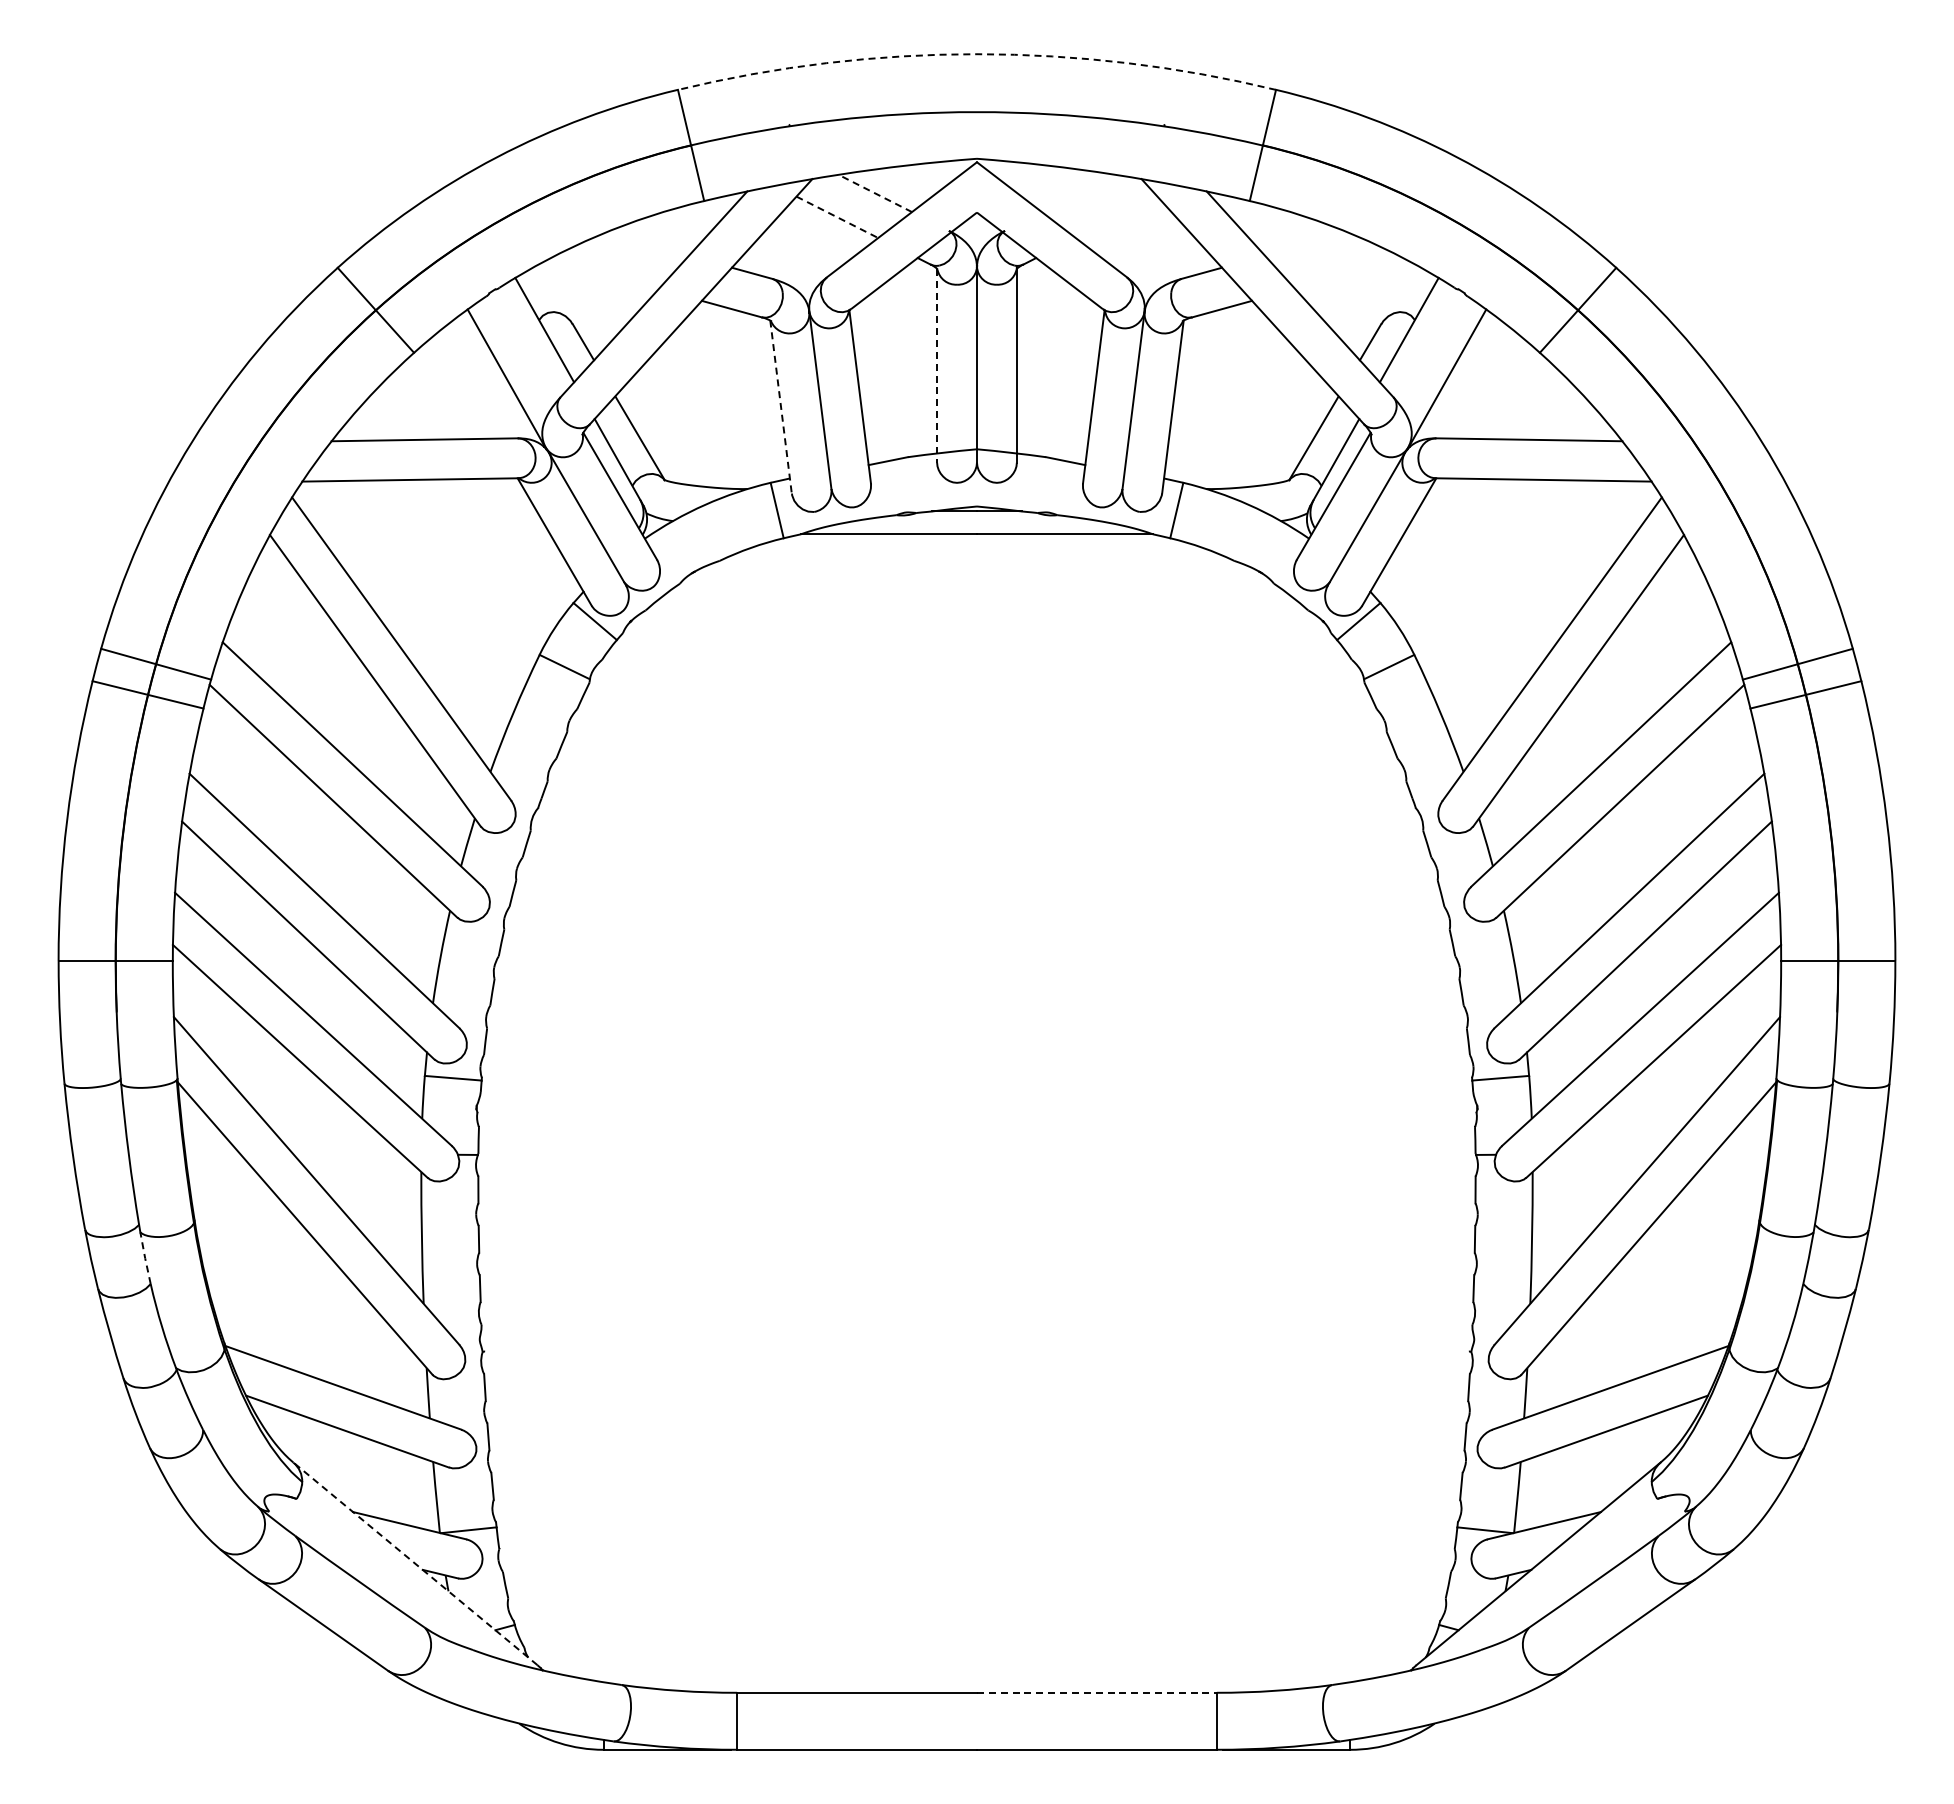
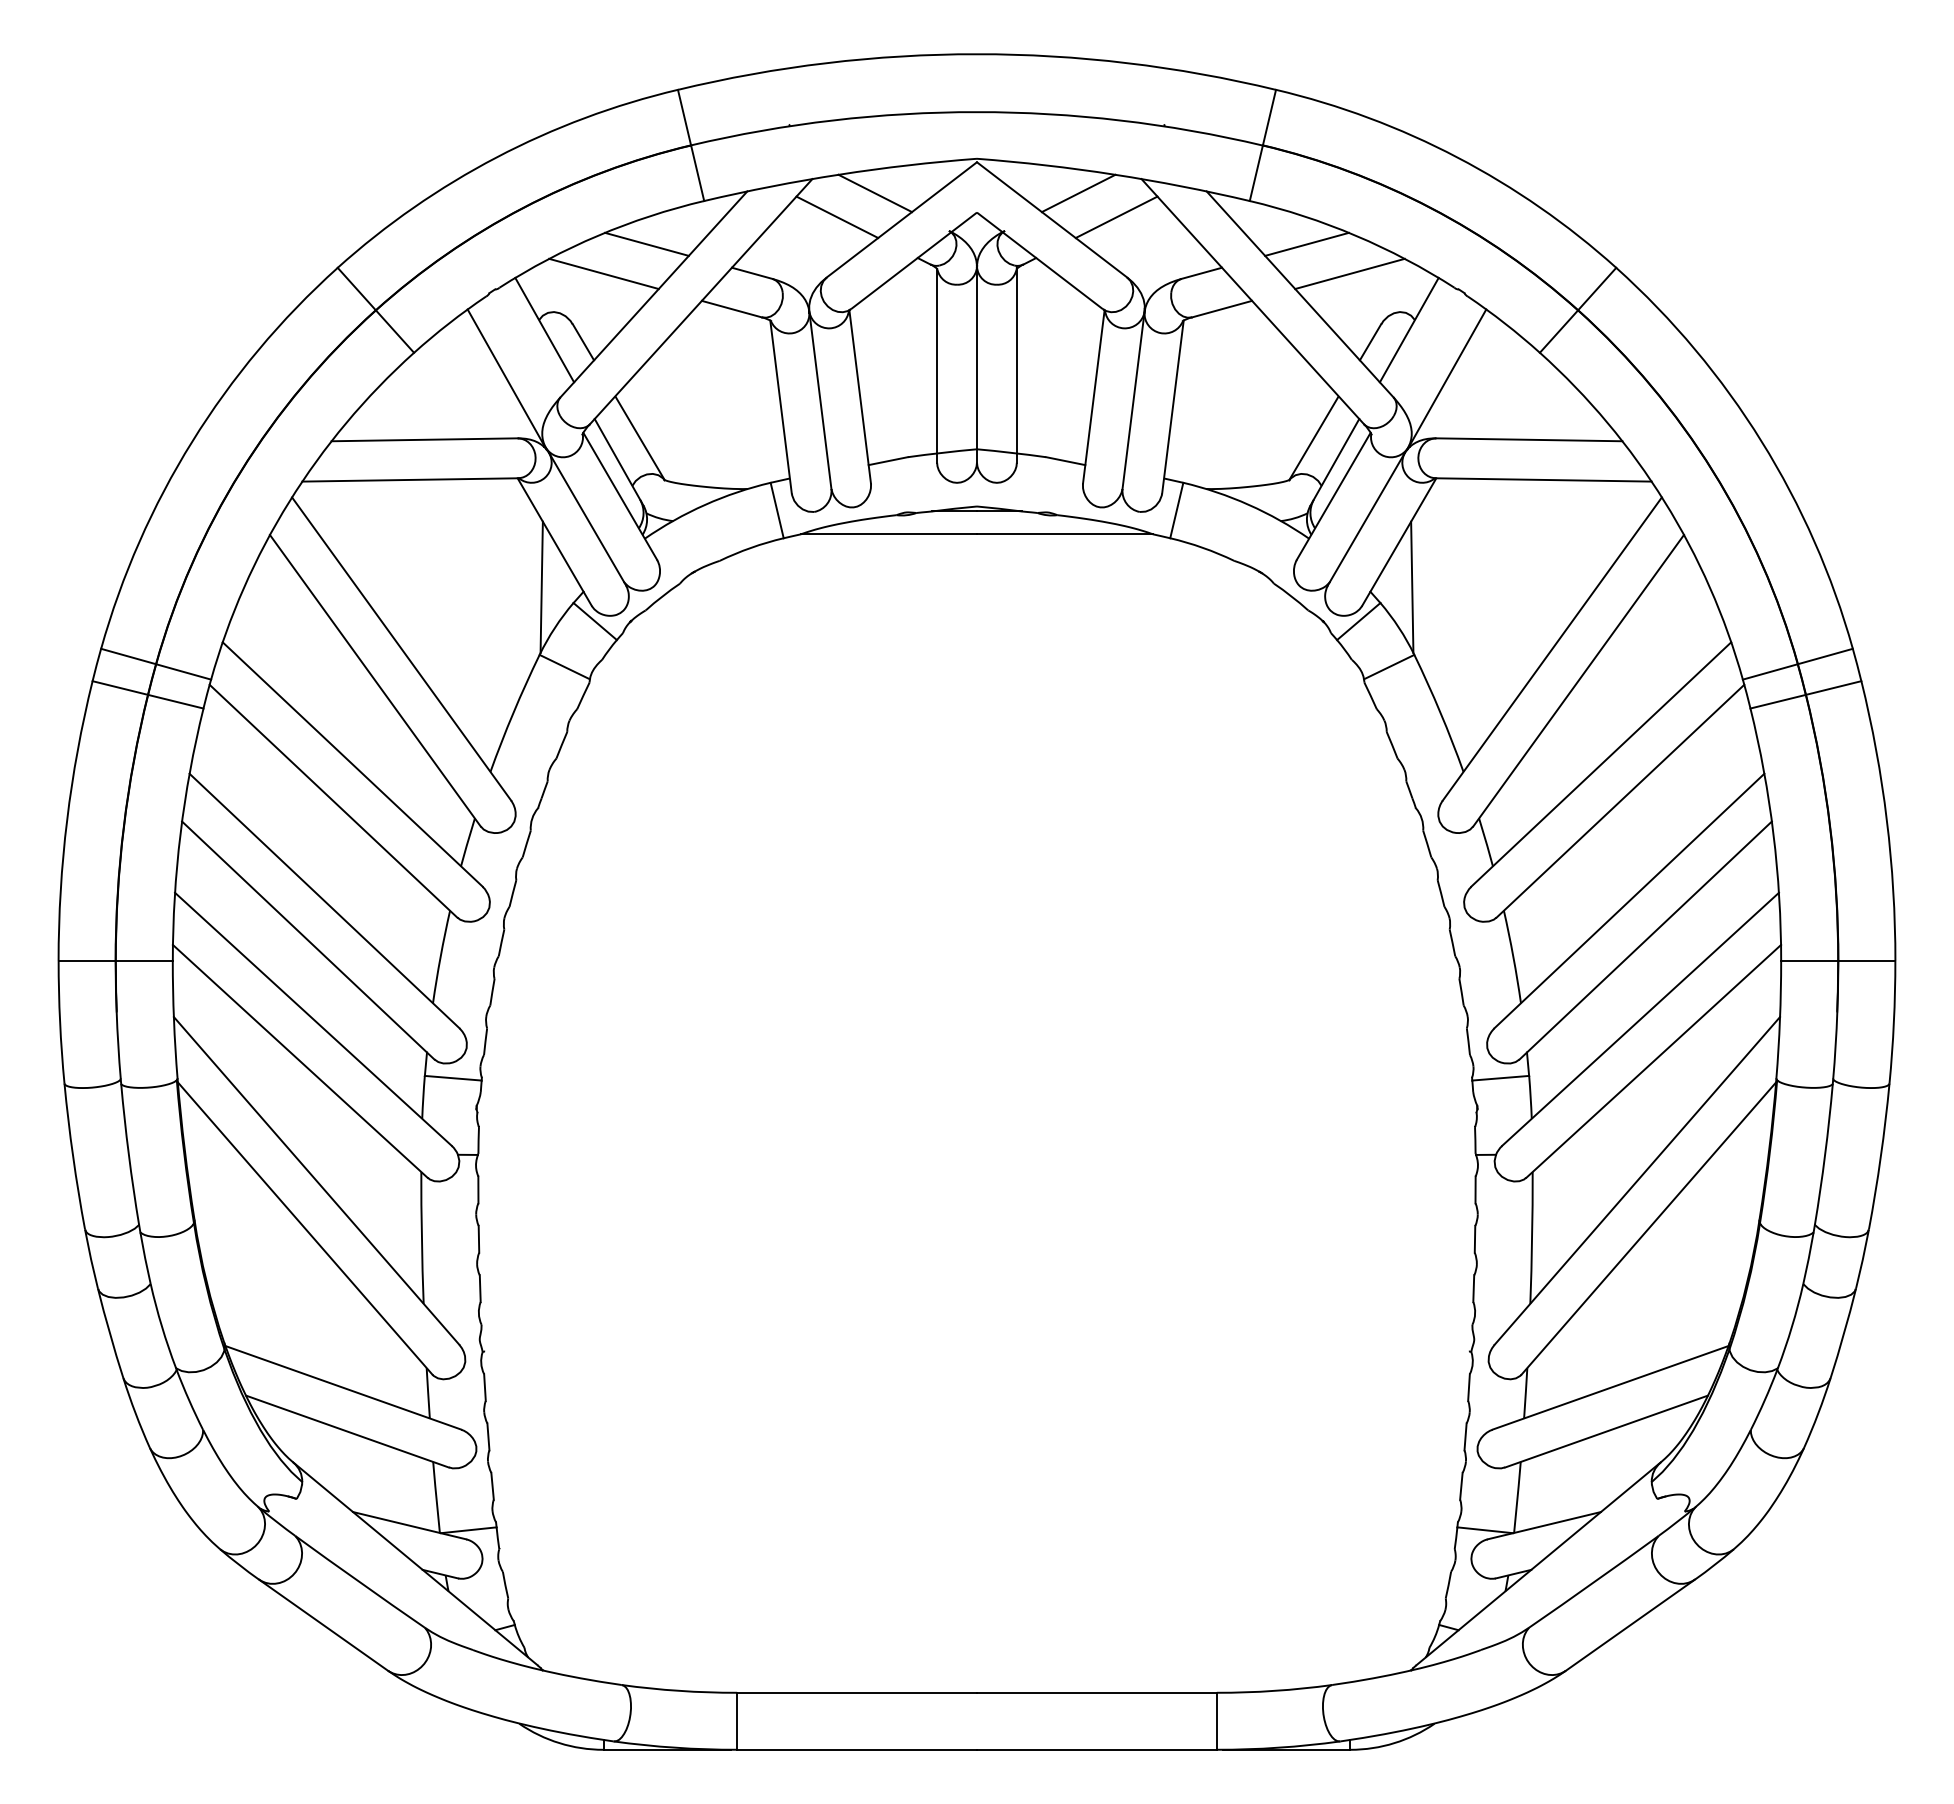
arc: dashed -> solid (976, 54)
line: dashed -> solid (874, 193)
line: none -> present (1078, 193)
line: dashed -> solid (837, 217)
line: none -> present (1116, 217)
line: none -> present (646, 243)
line: none -> present (1306, 243)
line: none -> present (603, 273)
line: none -> present (1349, 273)
line: dashed -> solid (937, 365)
line: dashed -> solid (781, 407)
line: none -> present (541, 587)
line: none -> present (1412, 587)
line: dashed -> solid (145, 1258)
line: dashed -> solid (415, 1563)
line: dashed -> solid (1097, 1692)
